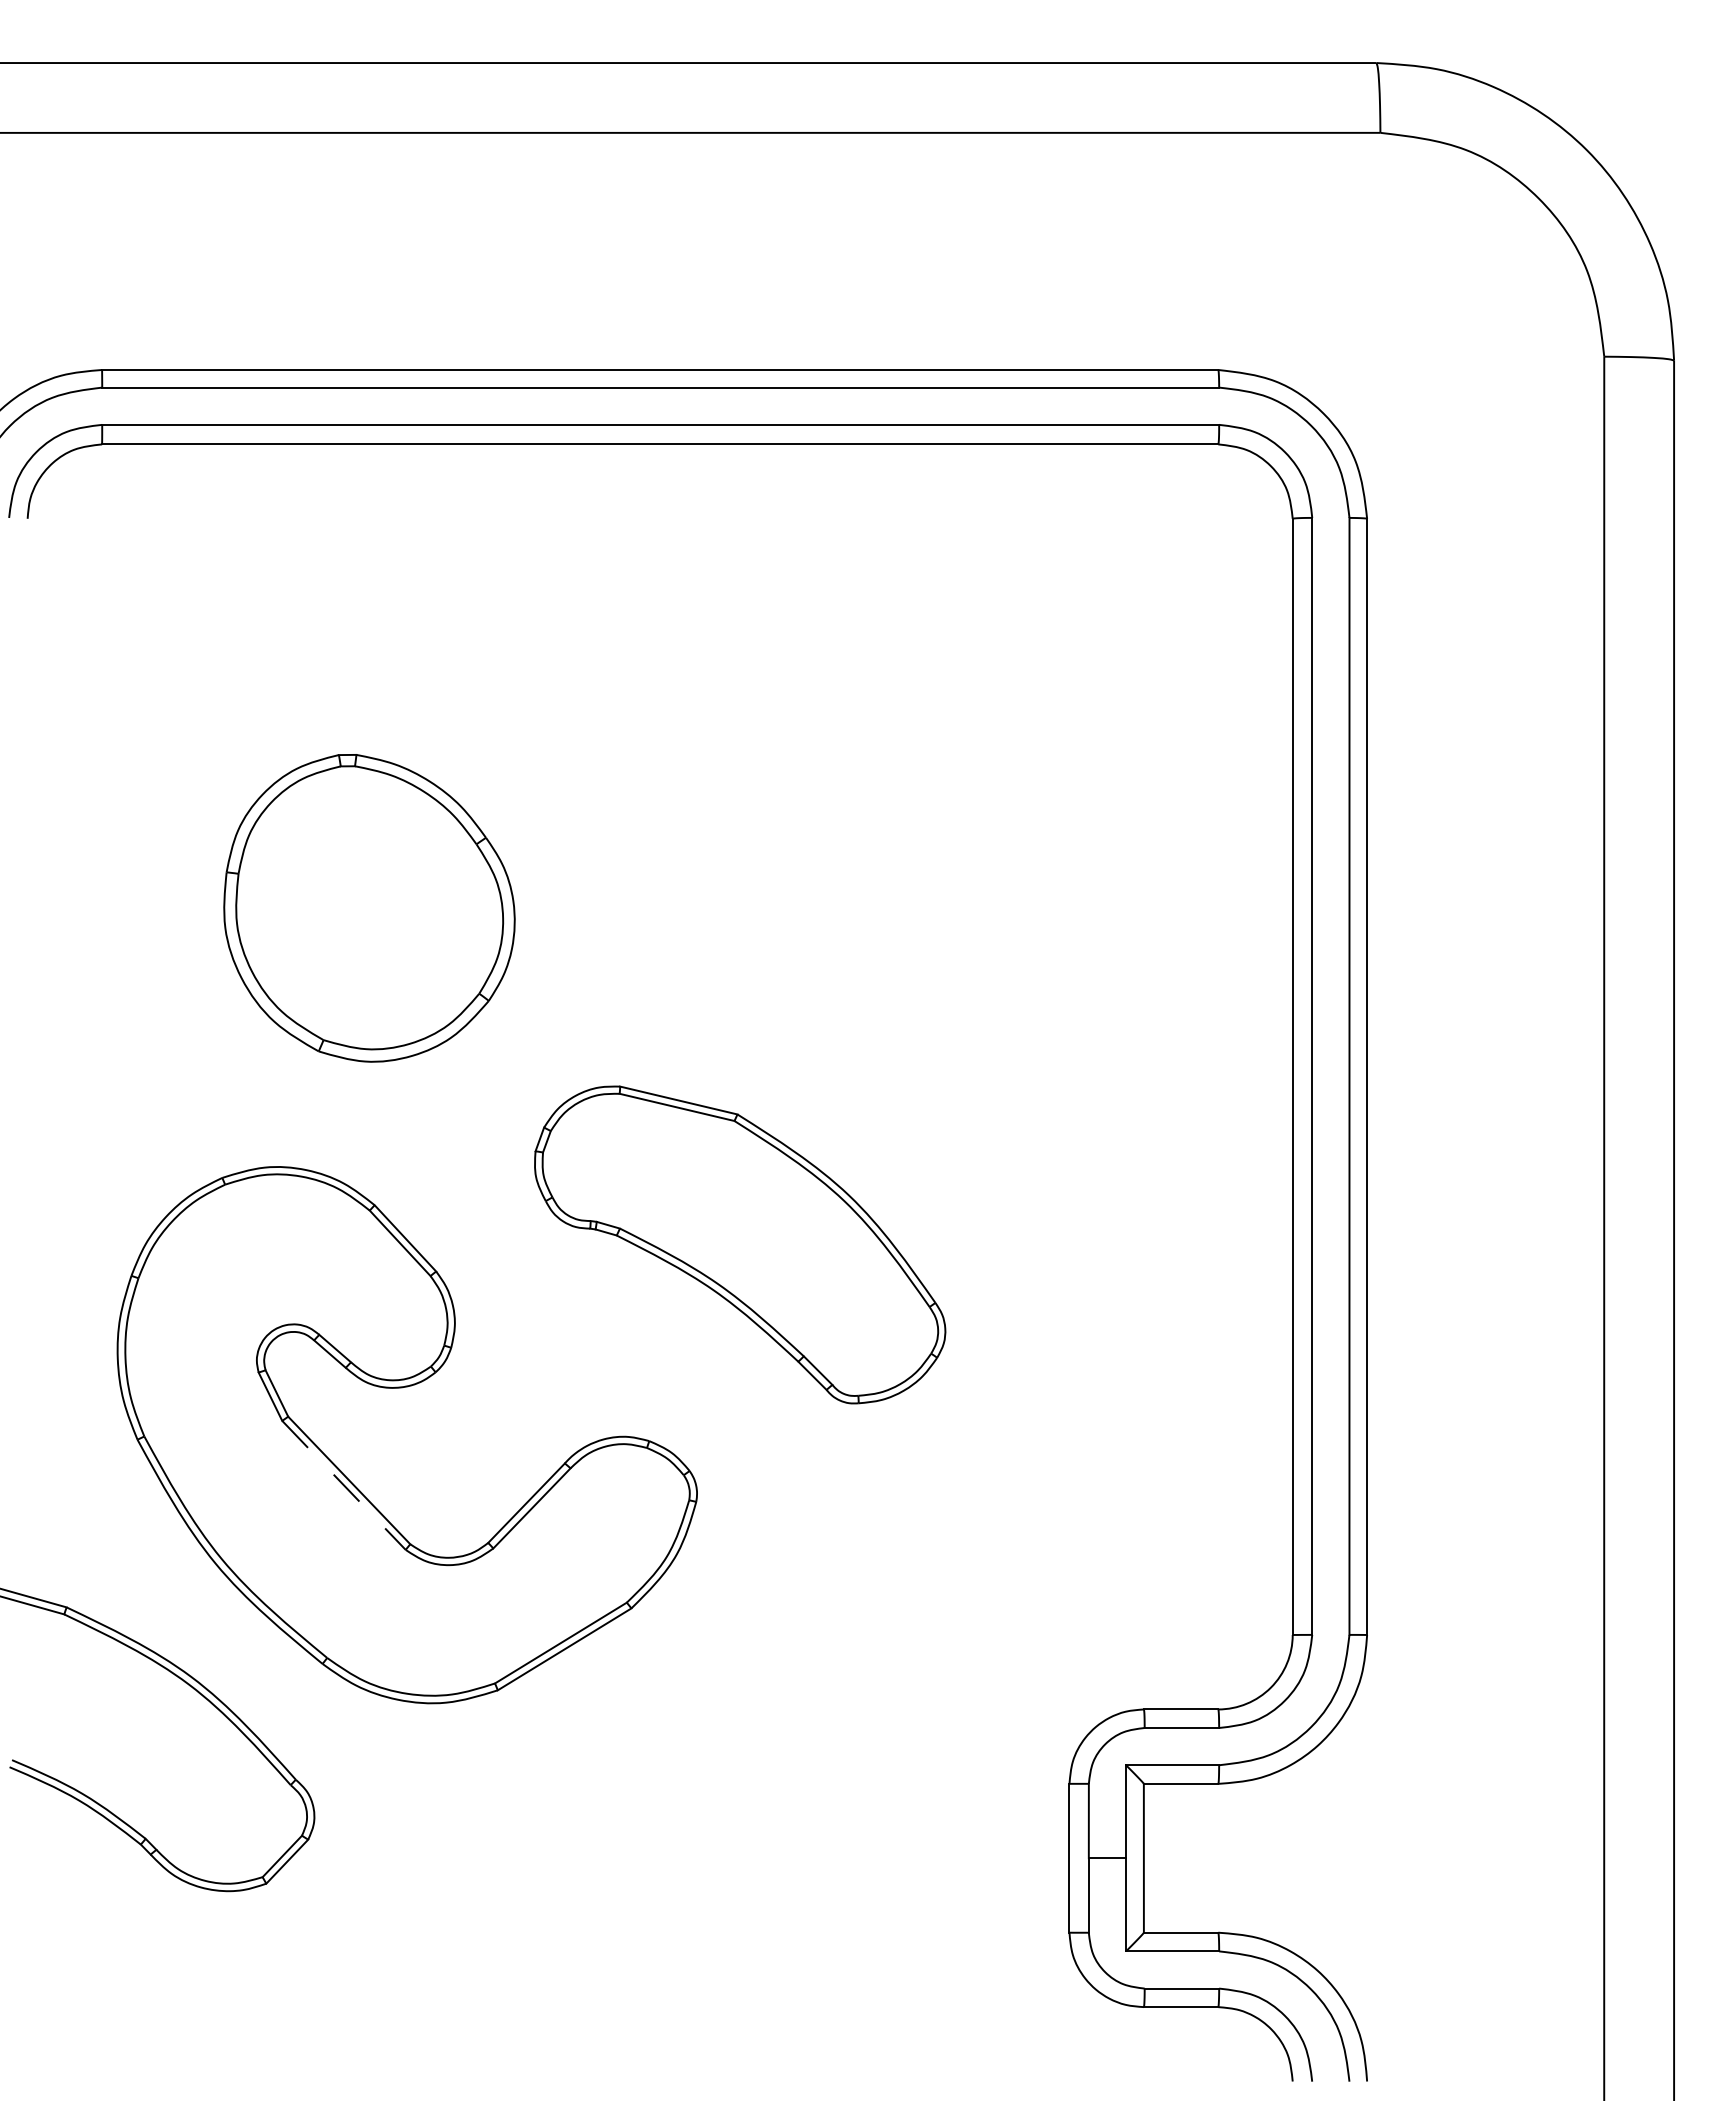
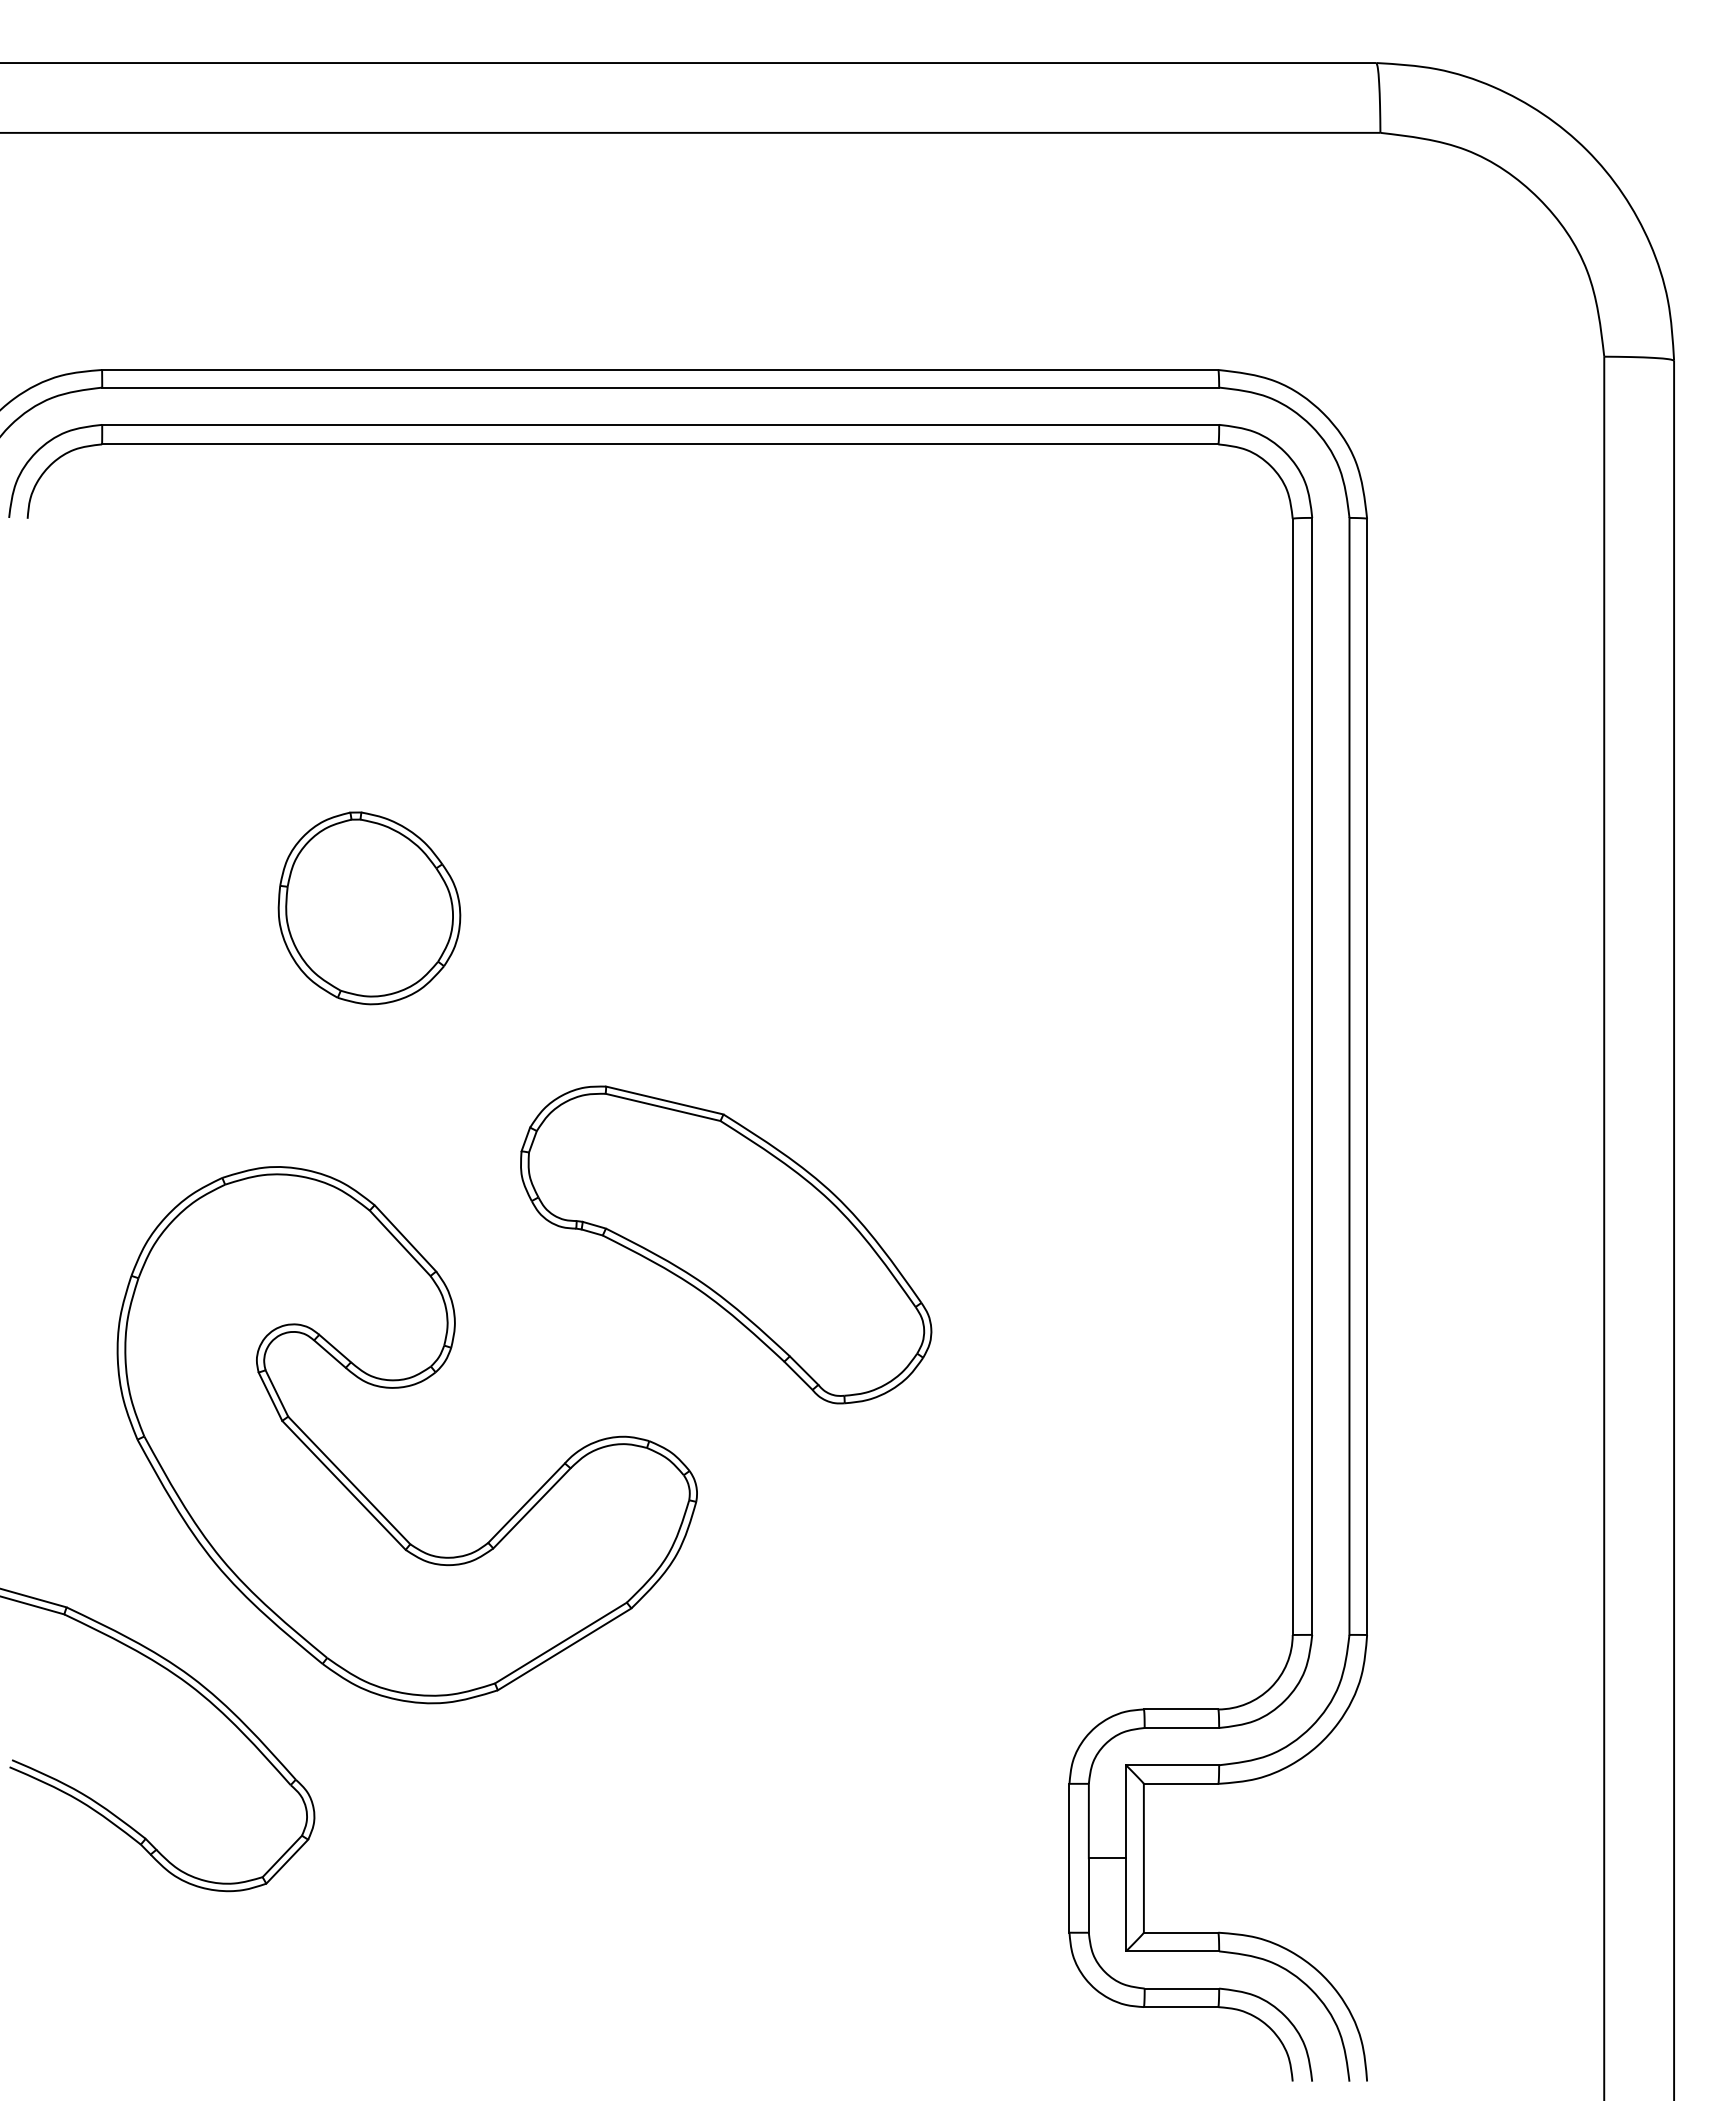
part size: 293x309 px -> 185x195 px (369, 908)
part position: (740, 1244) -> (726, 1244) (726, 1244)
line: dashed -> solid (344, 1485)
